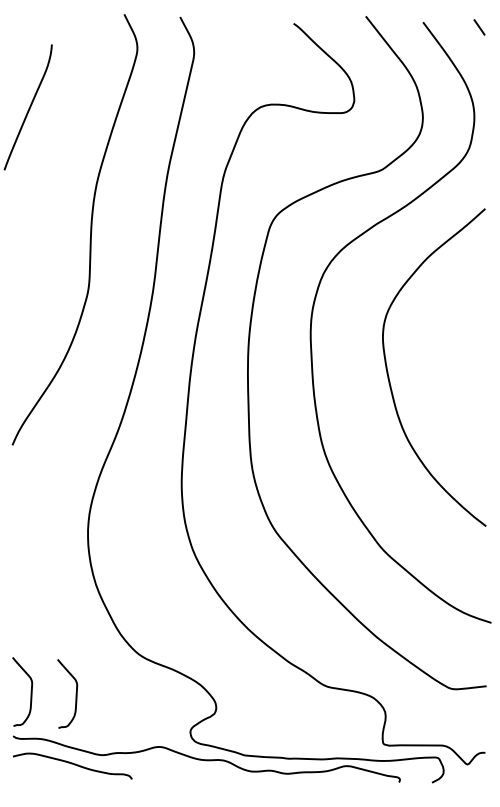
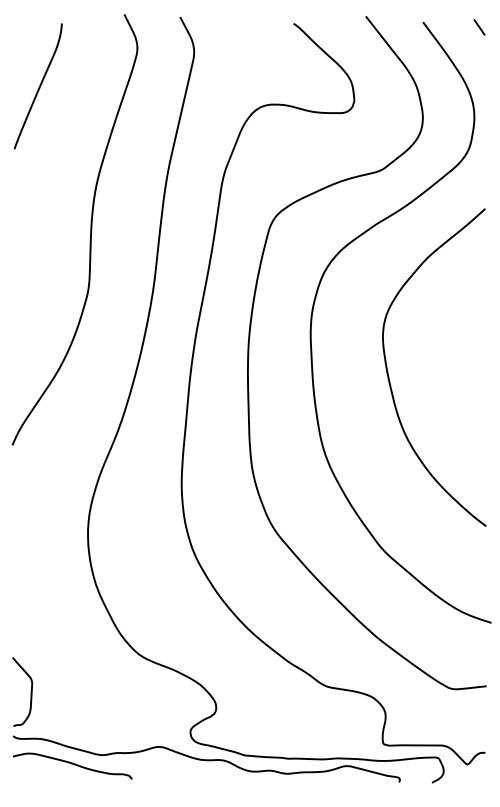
curve position: (28, 108) -> (38, 87) (38, 87)
curve: present -> none (75, 693)
